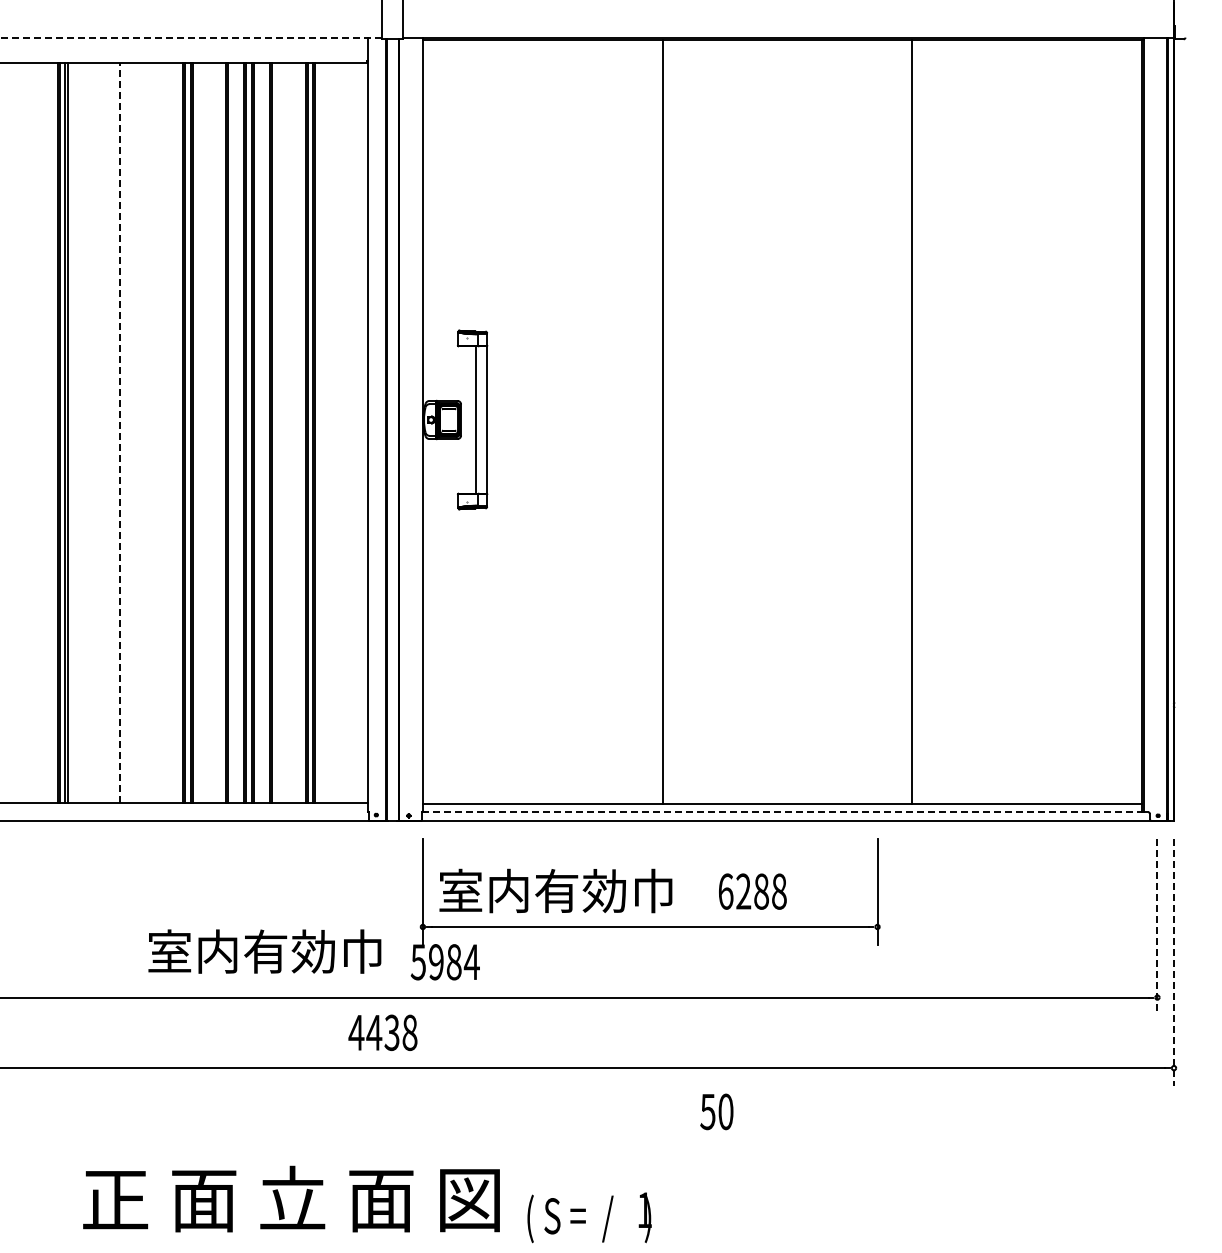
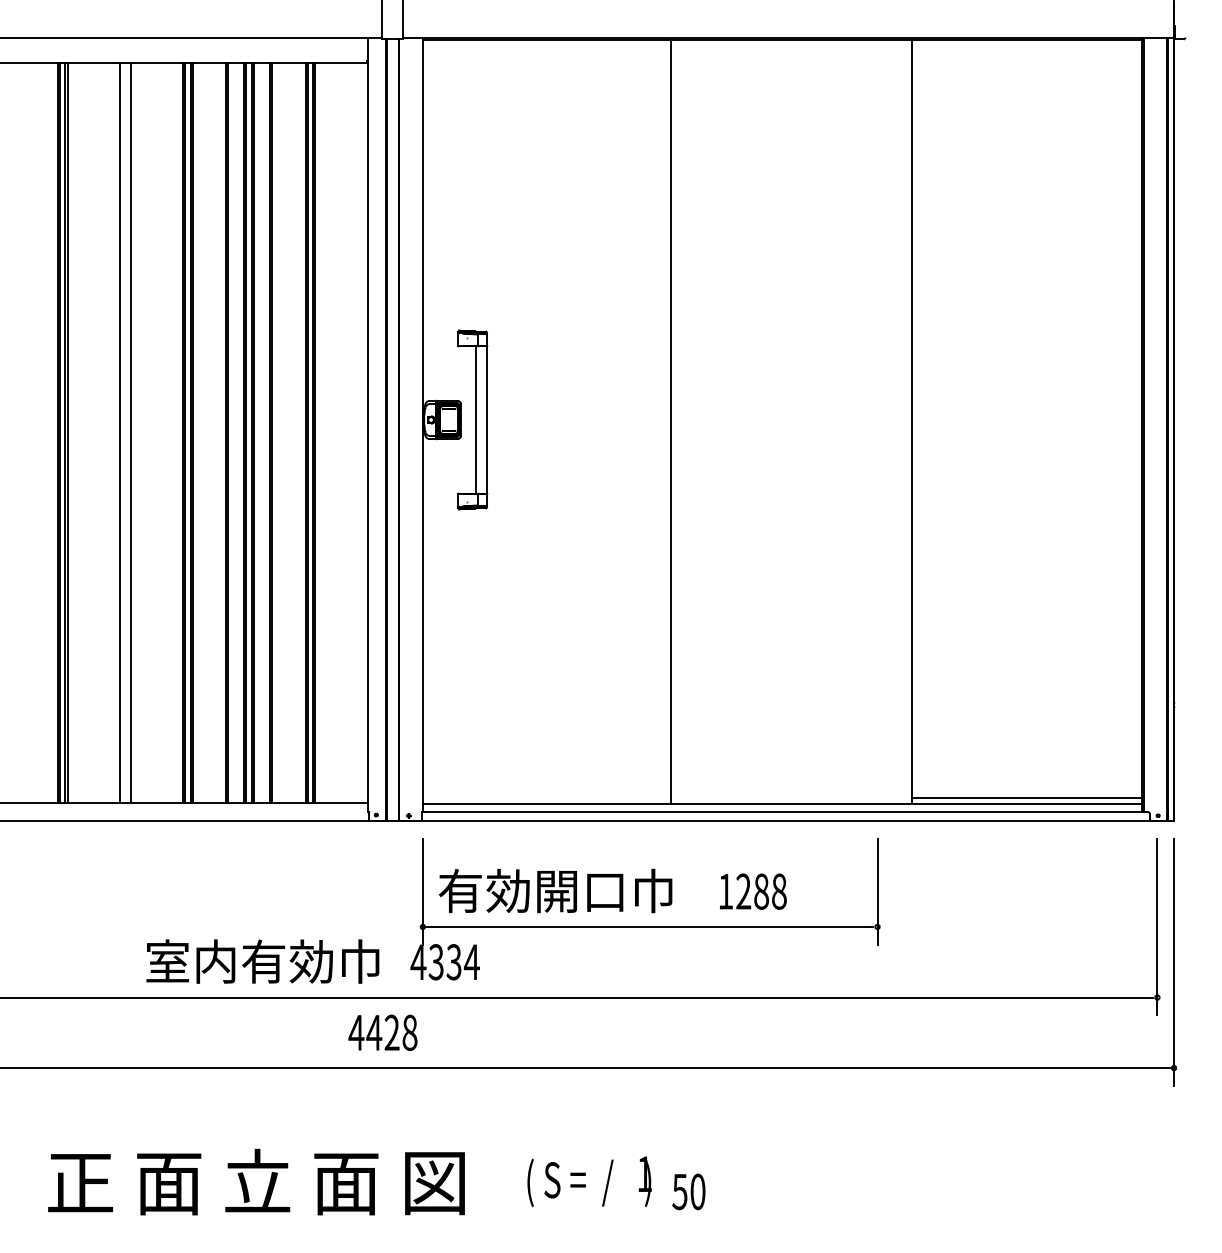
line: dashed -> solid (191, 38)
line position: (663, 421) -> (671, 421) (671, 421)
line: dashed -> solid (119, 432)
line: none -> present (130, 433)
line: none -> present (1027, 798)
line: dashed -> solid (785, 812)
text: 室内有効巾 -> 有効開口巾 (531, 890)
text: 6288 -> 1288 (726, 891)
line: dashed -> solid (1157, 927)
text position: (264, 951) -> (262, 961) (262, 961)
text: 5984 -> 4334 (435, 962)
line: dashed -> solid (1174, 962)
text: 4438 -> 4428 (391, 1033)
text position: (716, 1111) -> (688, 1191) (688, 1191)
text position: (291, 1198) -> (256, 1181) (256, 1181)
text position: (589, 1217) -> (589, 1181) (589, 1181)
